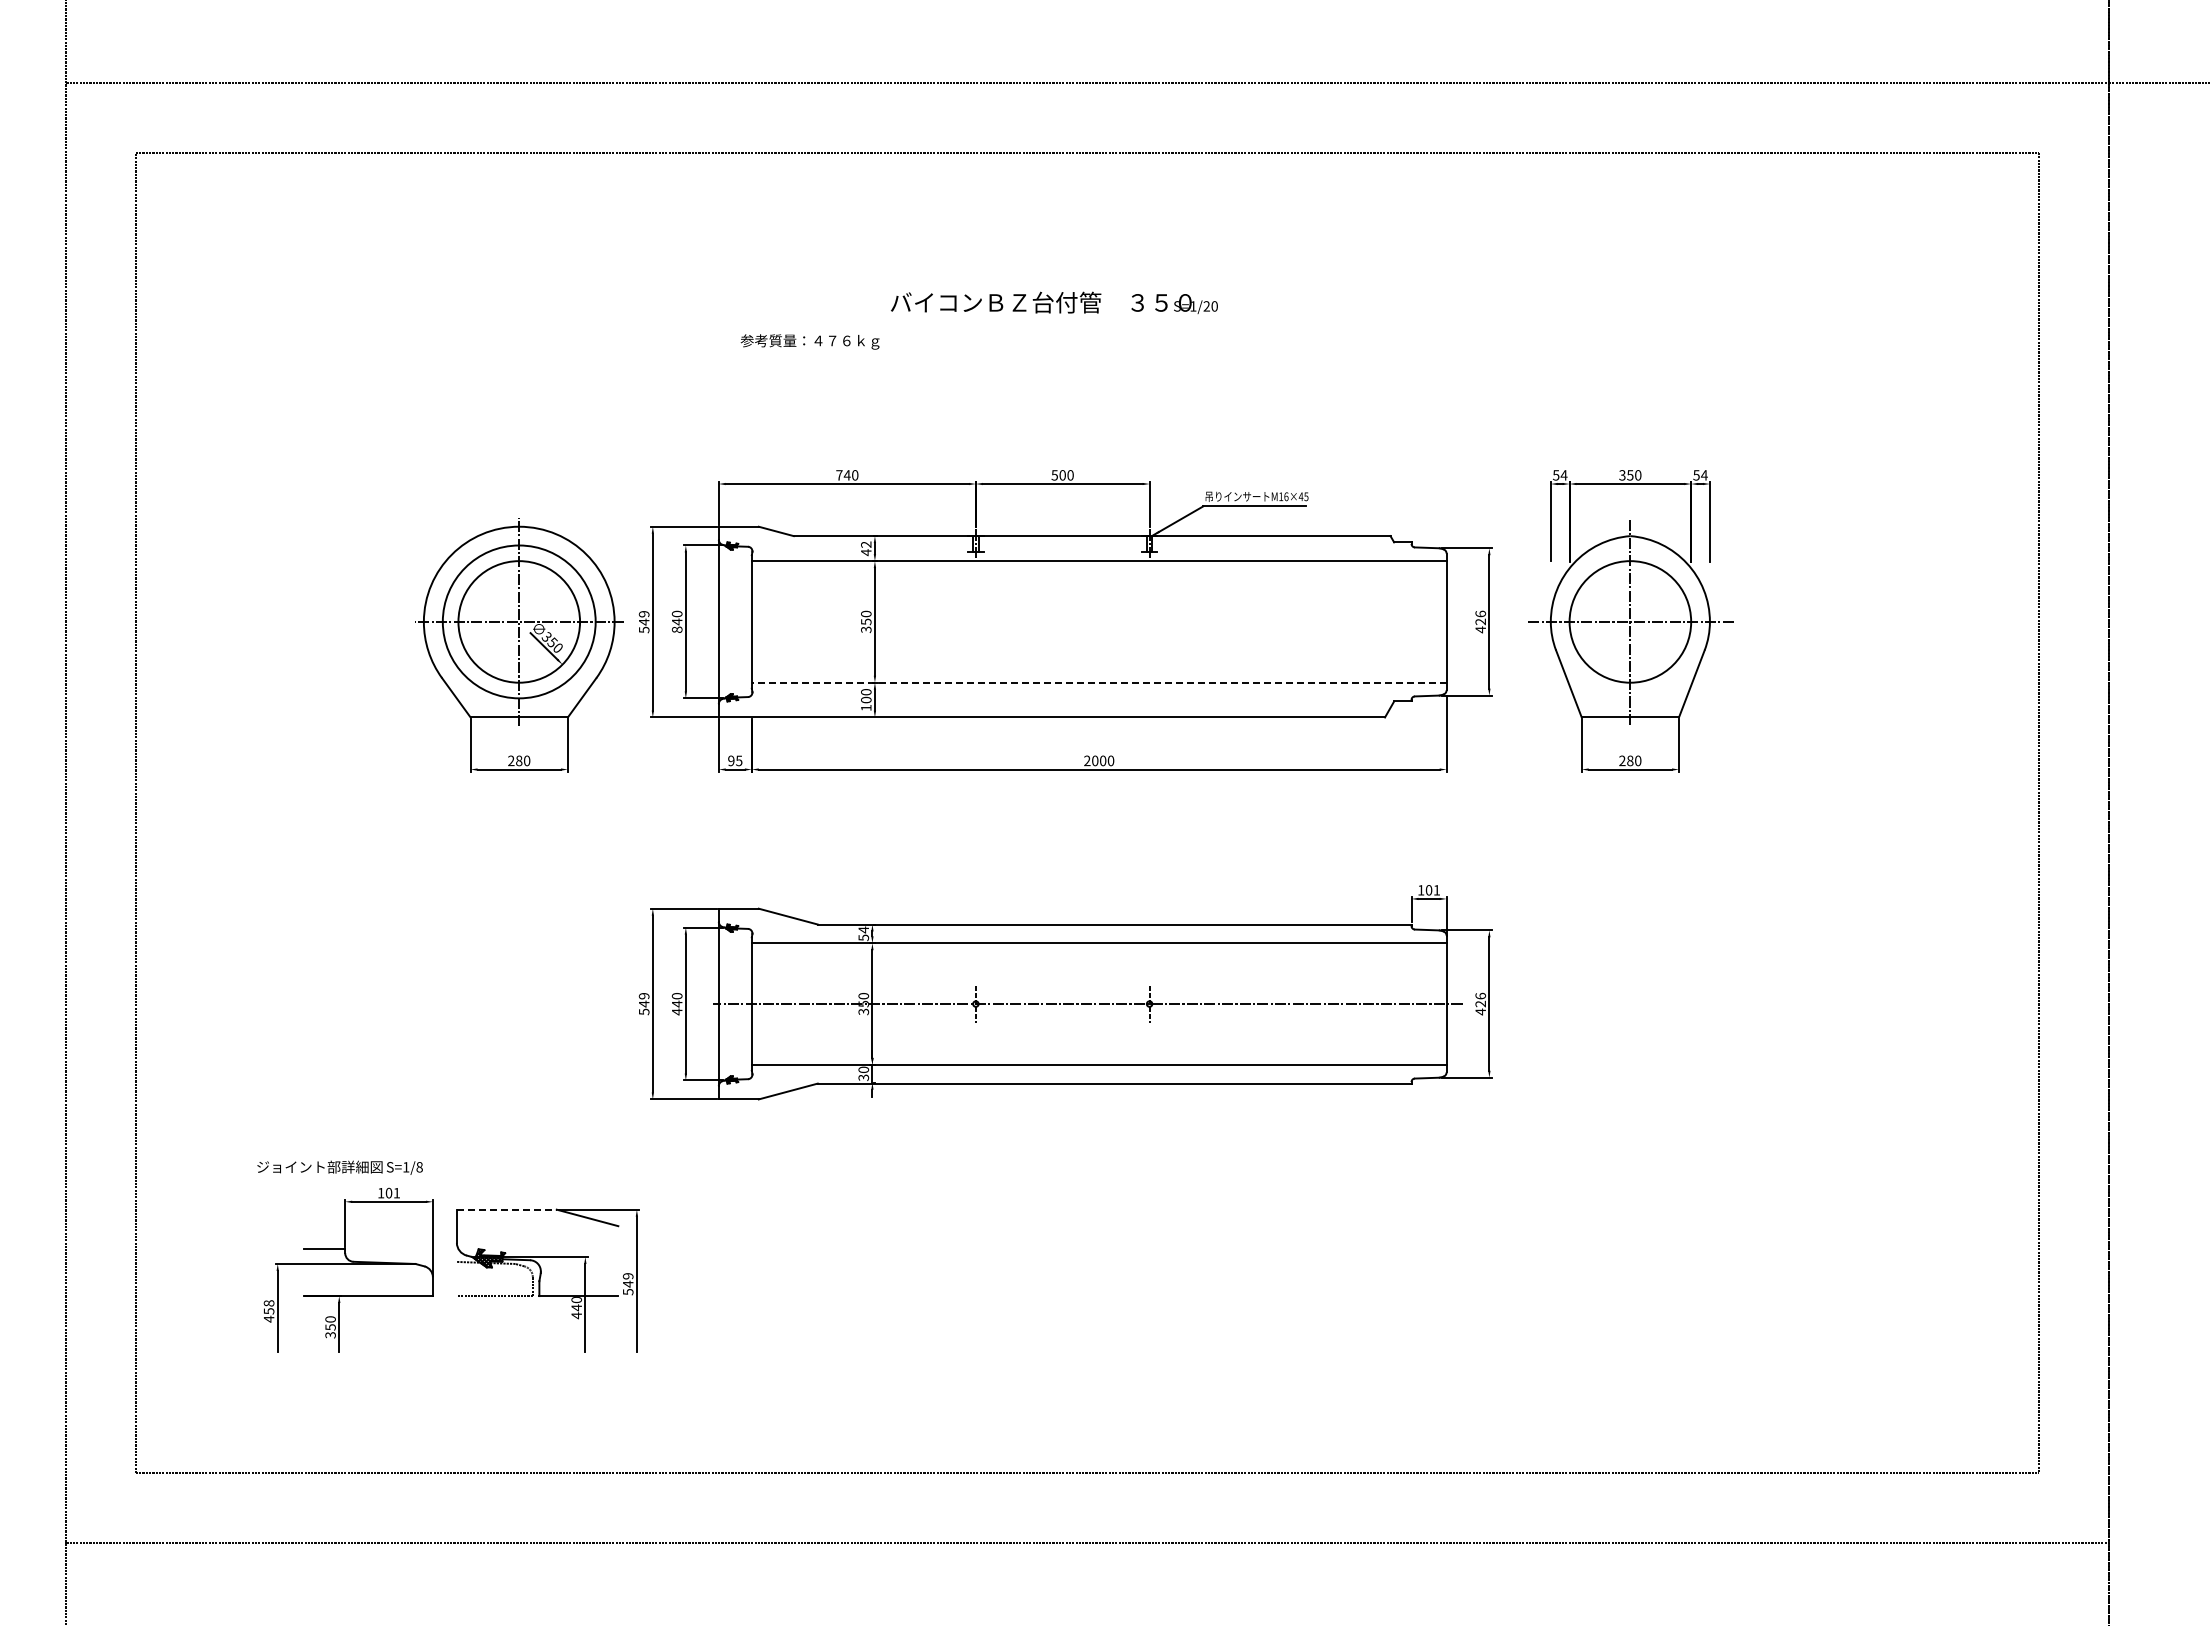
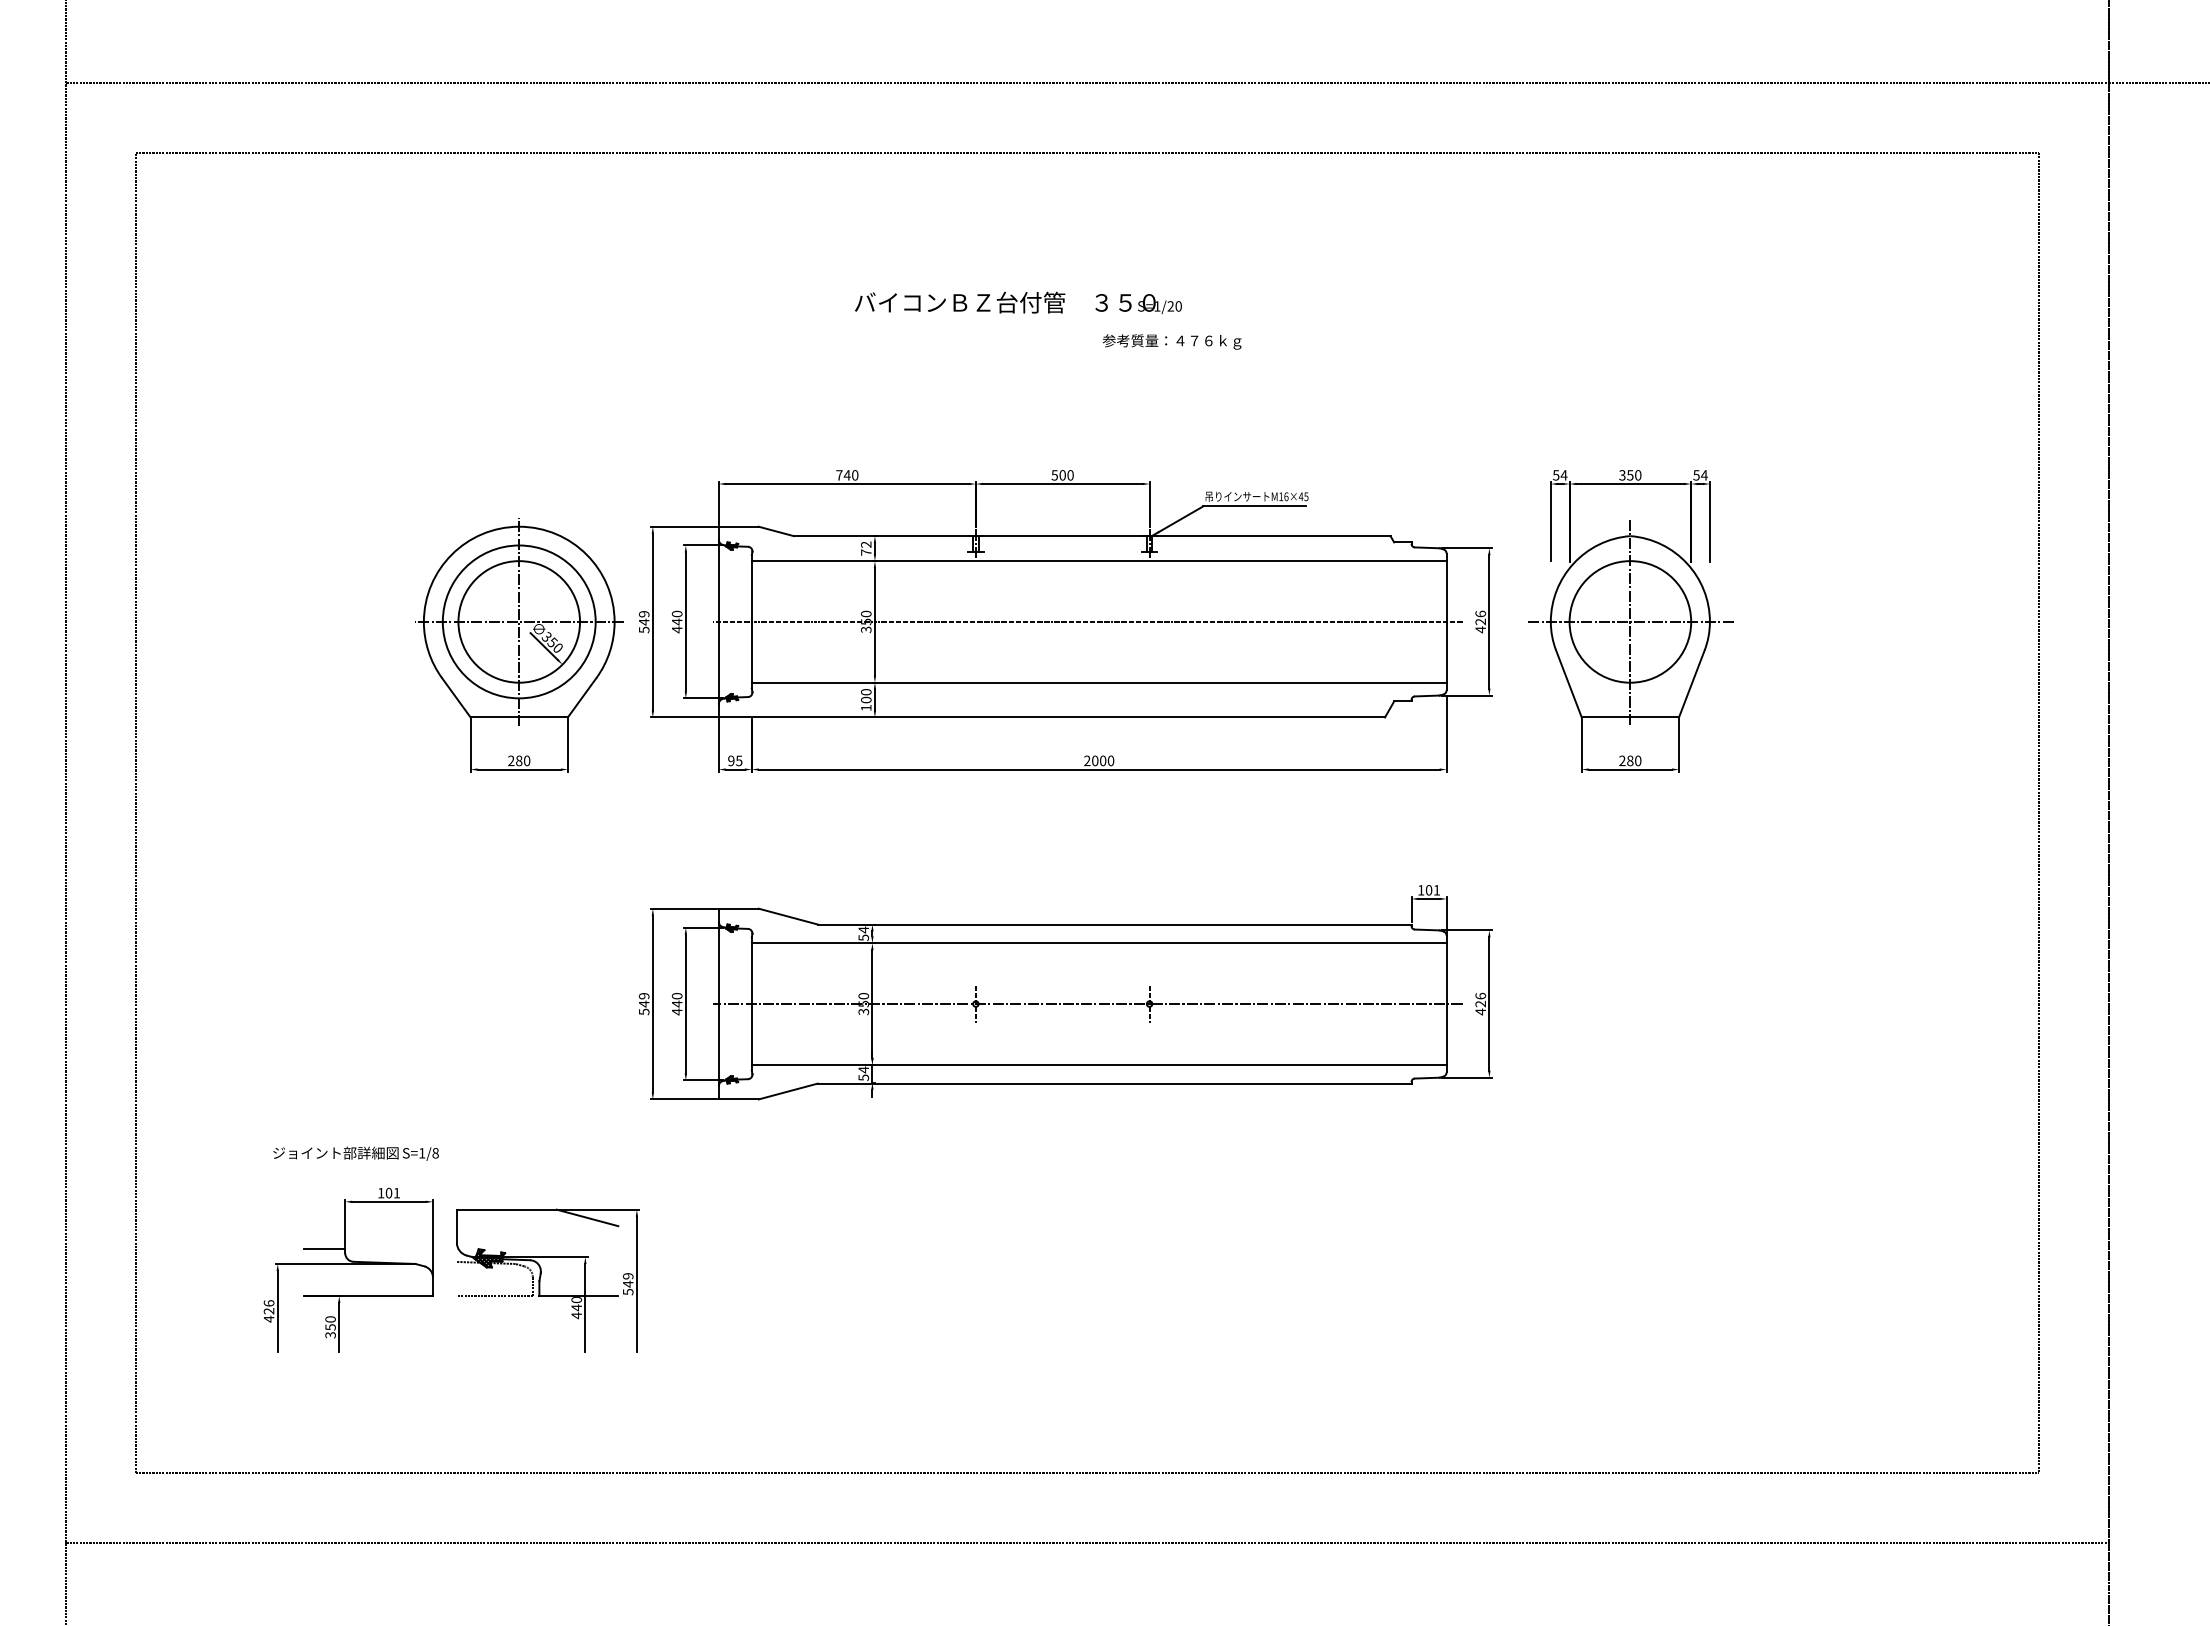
text position: (1054, 302) -> (1018, 302) (1018, 302)
text position: (809, 341) -> (1171, 341) (1171, 341)
text: 42 -> 72 (866, 552)
line: none -> present (1087, 621)
text: 840 -> 440 (676, 629)
line: dashed -> solid (1098, 682)
text: 30 -> 54 (863, 1073)
text position: (339, 1167) -> (355, 1153) (355, 1153)
line: dashed -> solid (506, 1209)
text: 458 -> 426 (268, 1307)
